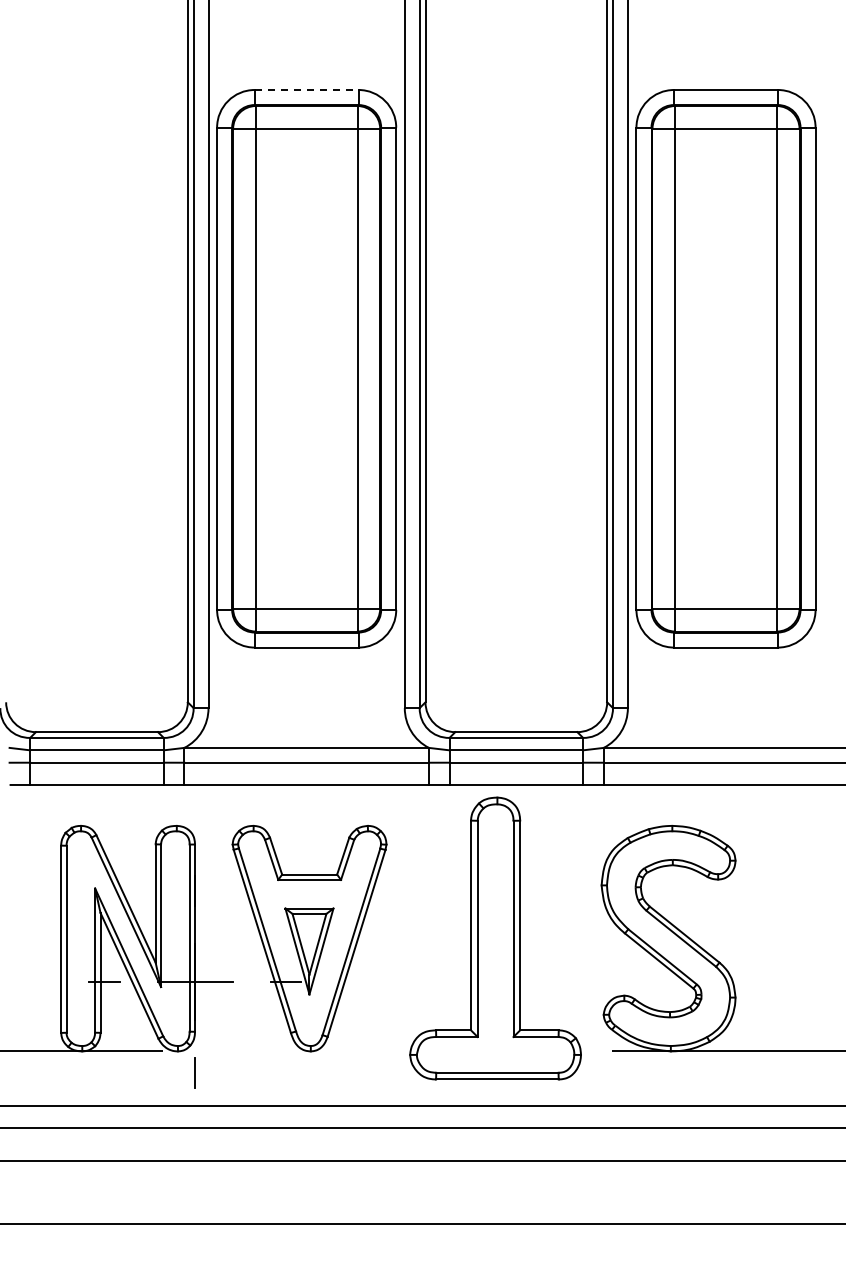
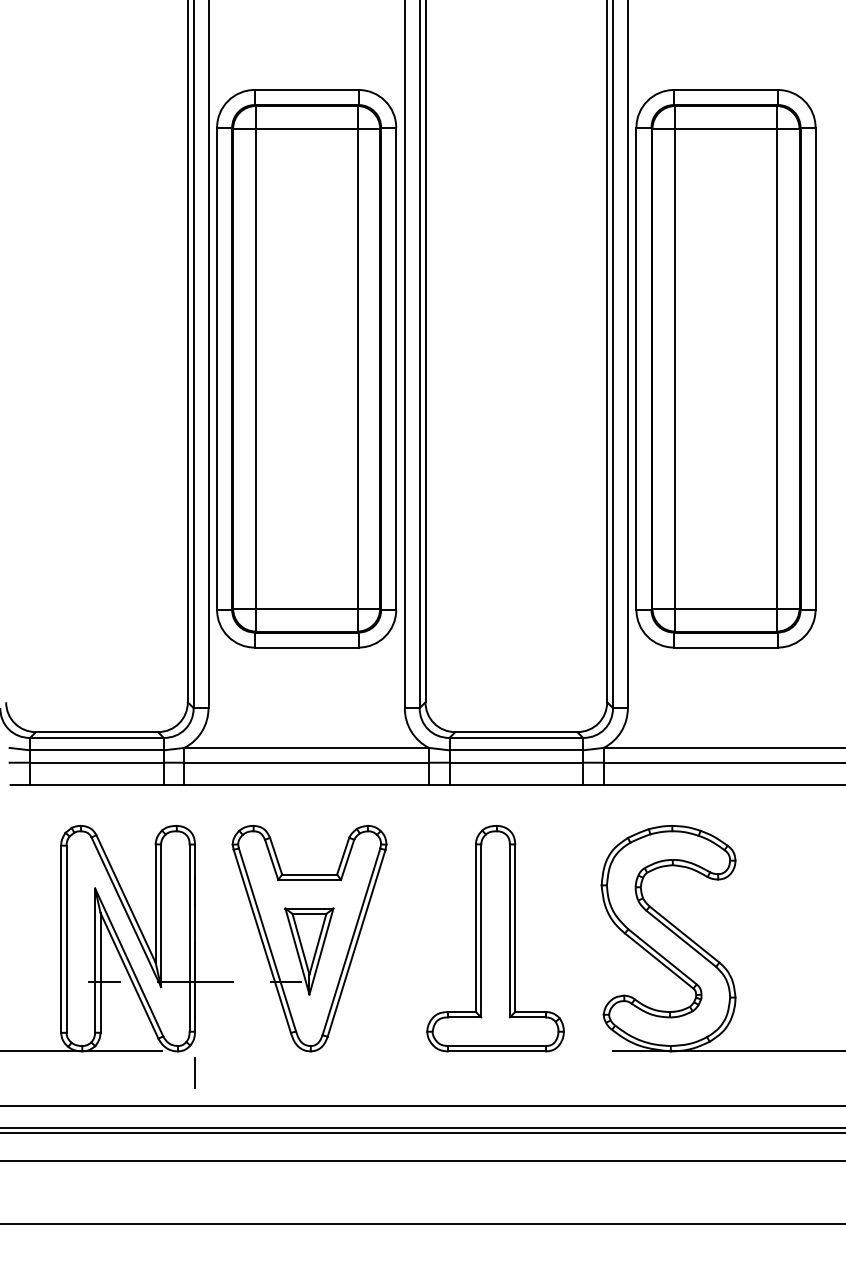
line: dashed -> solid (306, 89)
part size: 173x285 px -> 139x228 px (495, 938)
line: none -> present (422, 1133)
